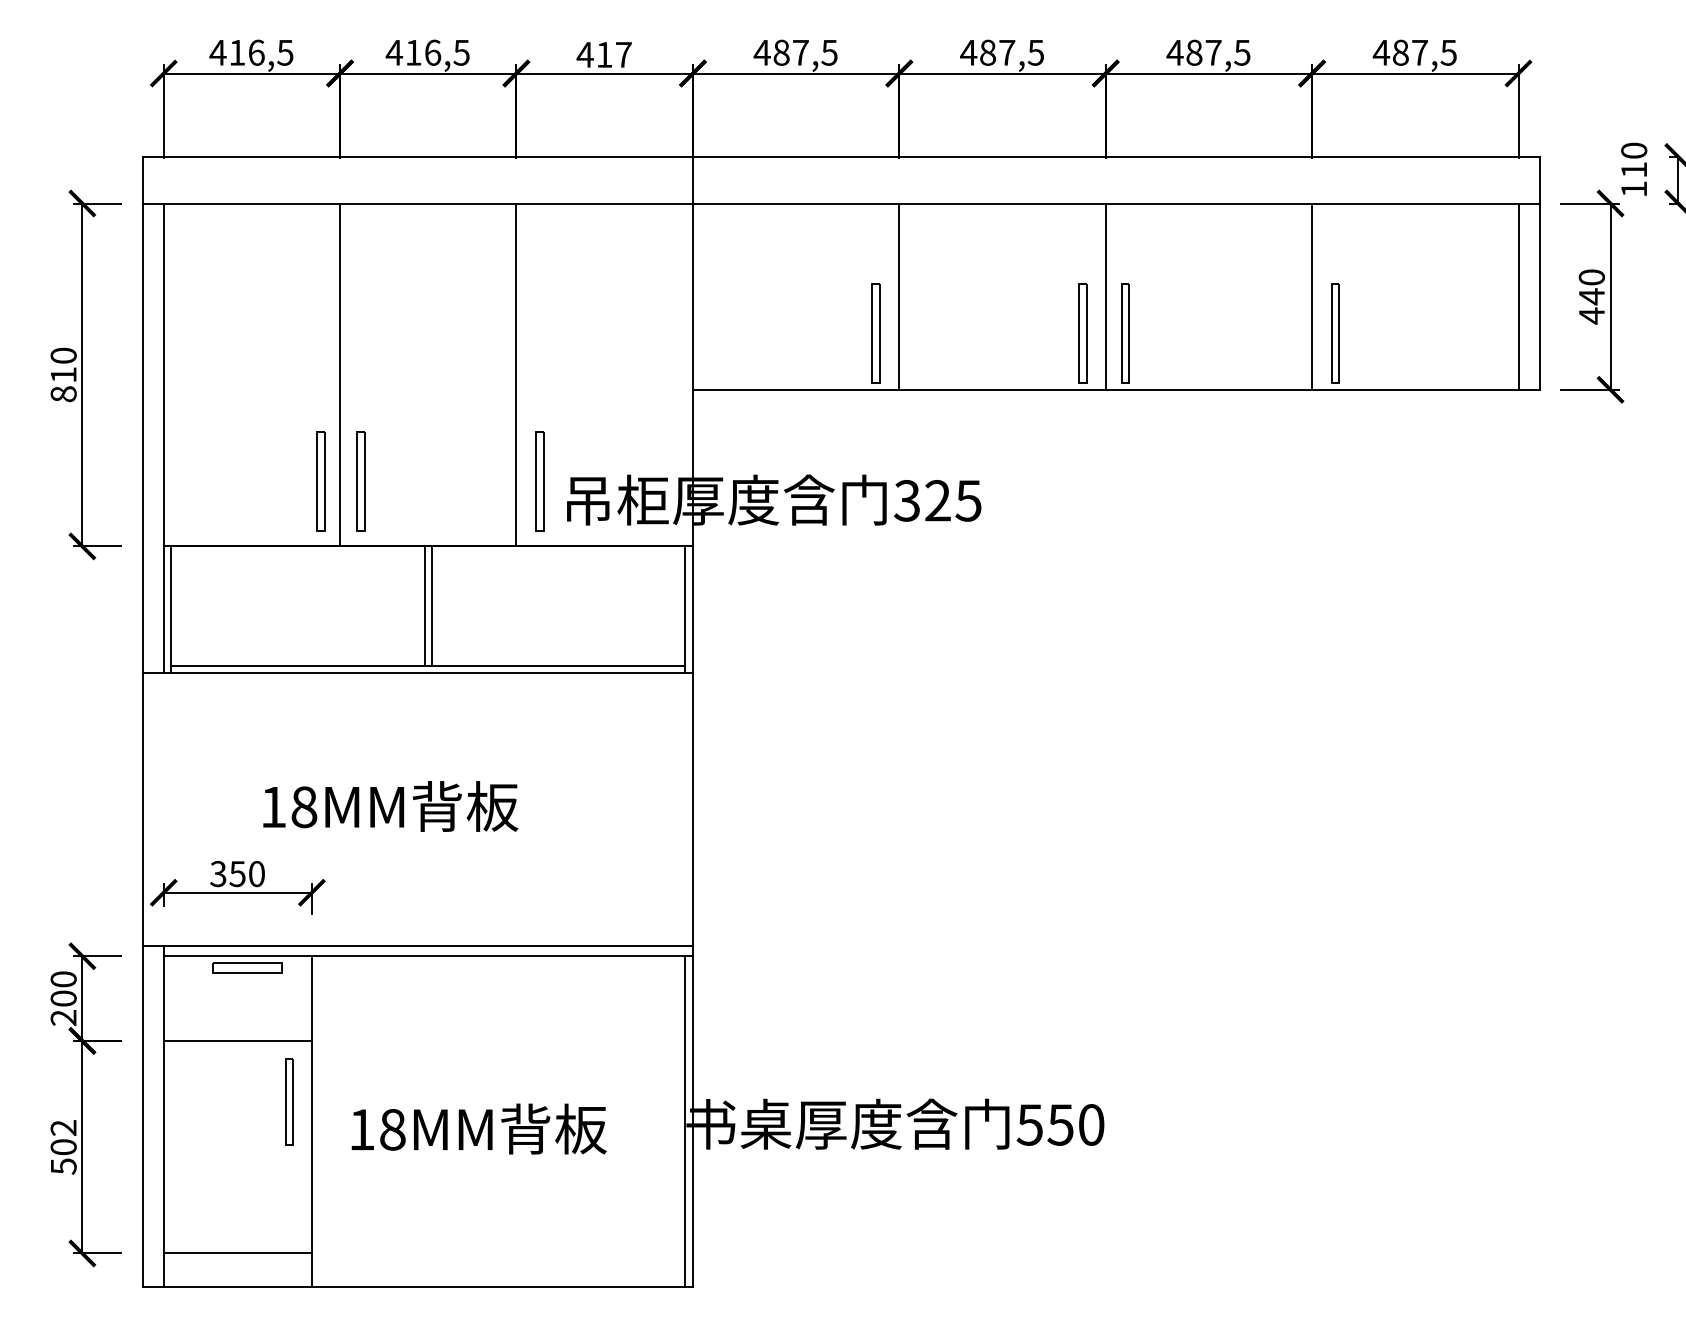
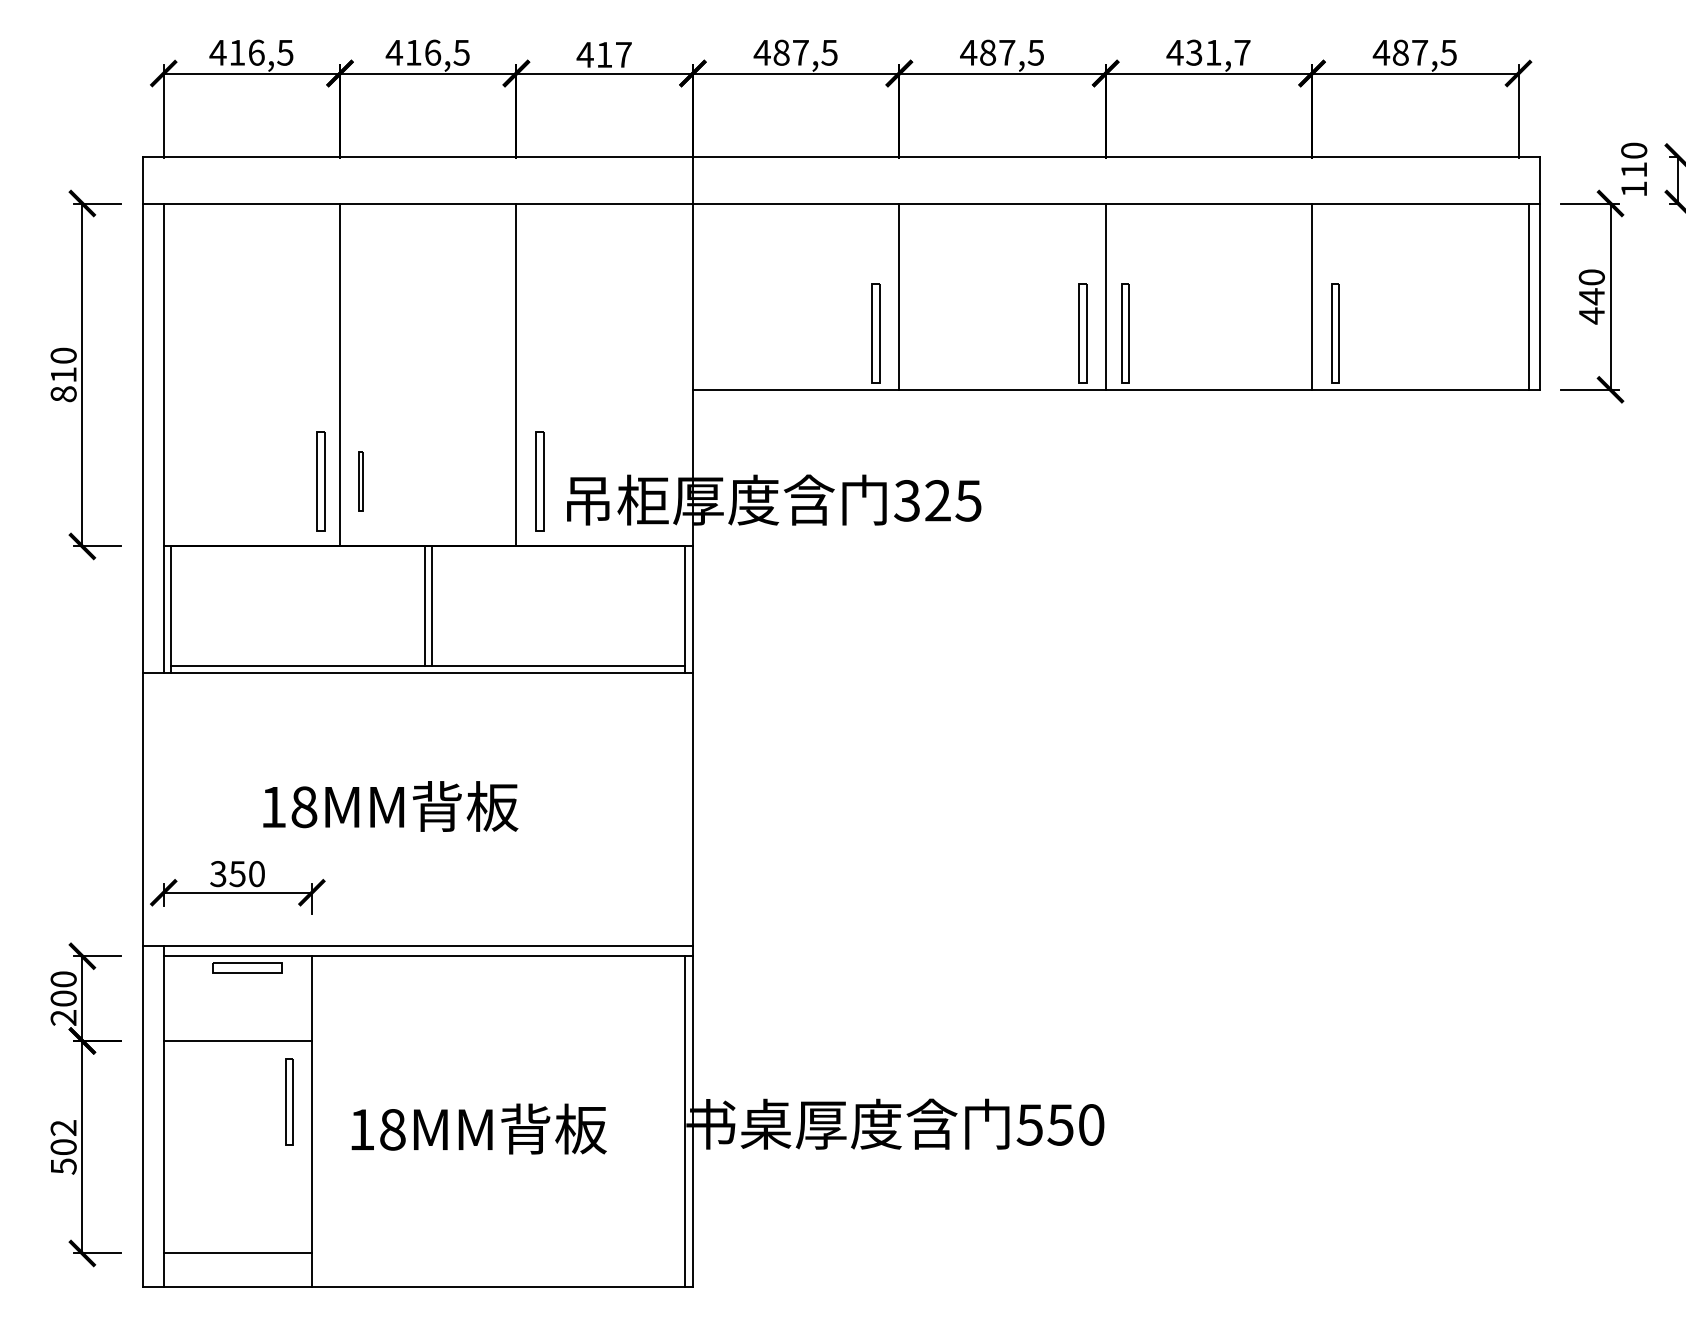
text: 487,5 -> 431,7 (1218, 52)
line position: (1518, 296) -> (1528, 296) (1528, 296)
part size: 10x101 px -> 6x61 px (360, 481)
